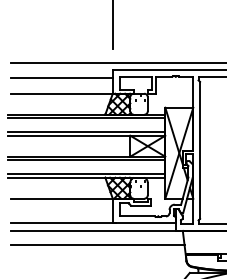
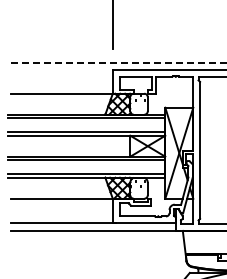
line: solid -> dashed (119, 62)
line: present -> none (61, 77)
line: present -> none (97, 244)
